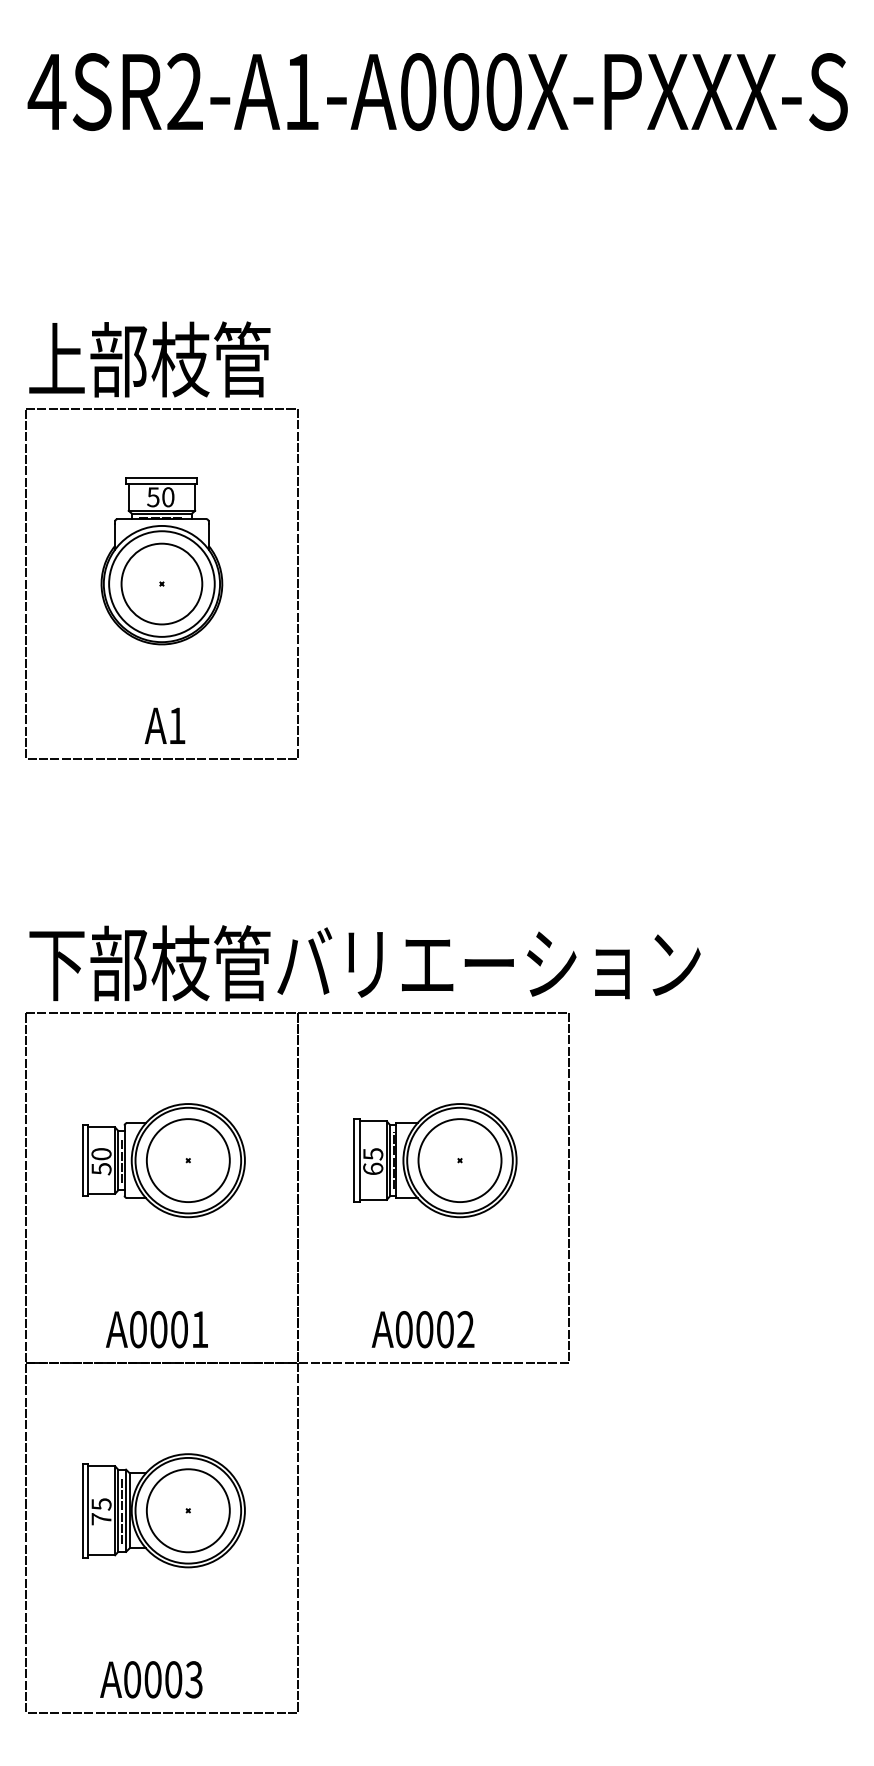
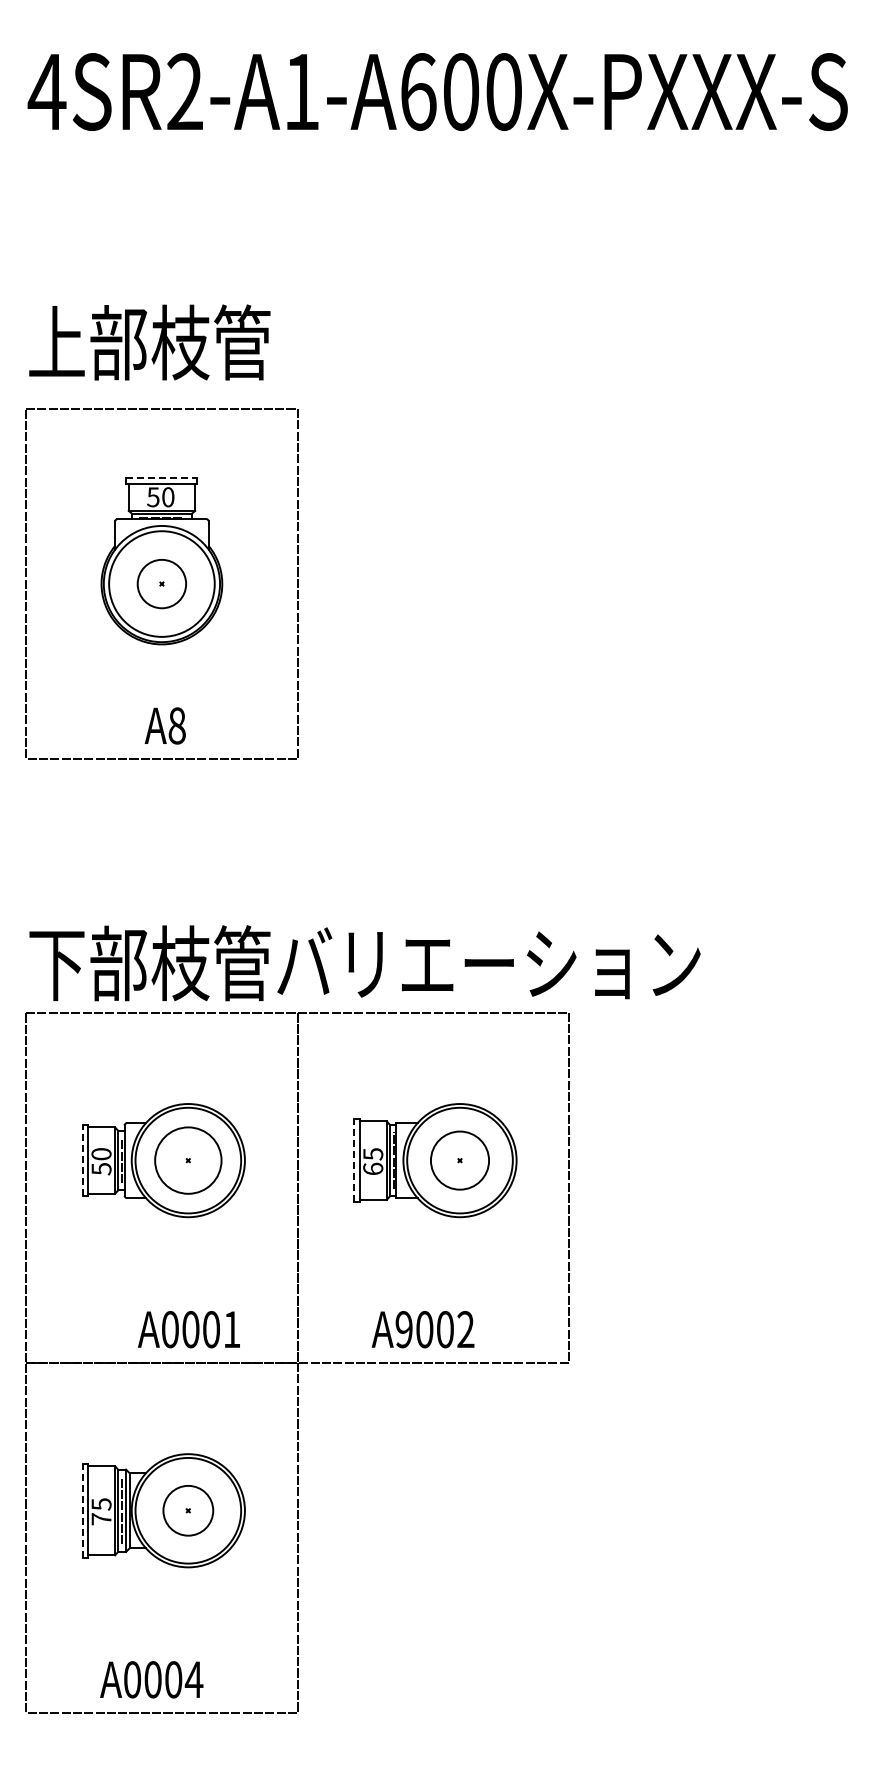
text: 4SR2-A1-A000X-PXXX-S -> 4SR2-A1-A600X-PXXX-S (418, 91)
text position: (149, 359) -> (149, 342) (149, 342)
line: solid -> dashed (162, 478)
circle diameter: 81 px -> 48 px (161, 583)
text: A1 -> A8 (176, 725)
line: solid -> dashed (82, 1160)
circle diameter: 83 px -> 66 px (188, 1160)
line: solid -> dashed (354, 1160)
circle diameter: 83 px -> 58 px (459, 1160)
text position: (156, 1329) -> (188, 1329) (188, 1329)
text: A0002 -> A9002 (403, 1329)
line: solid -> dashed (82, 1510)
circle diameter: 83 px -> 50 px (188, 1510)
text: A0003 -> A0004 (193, 1679)
